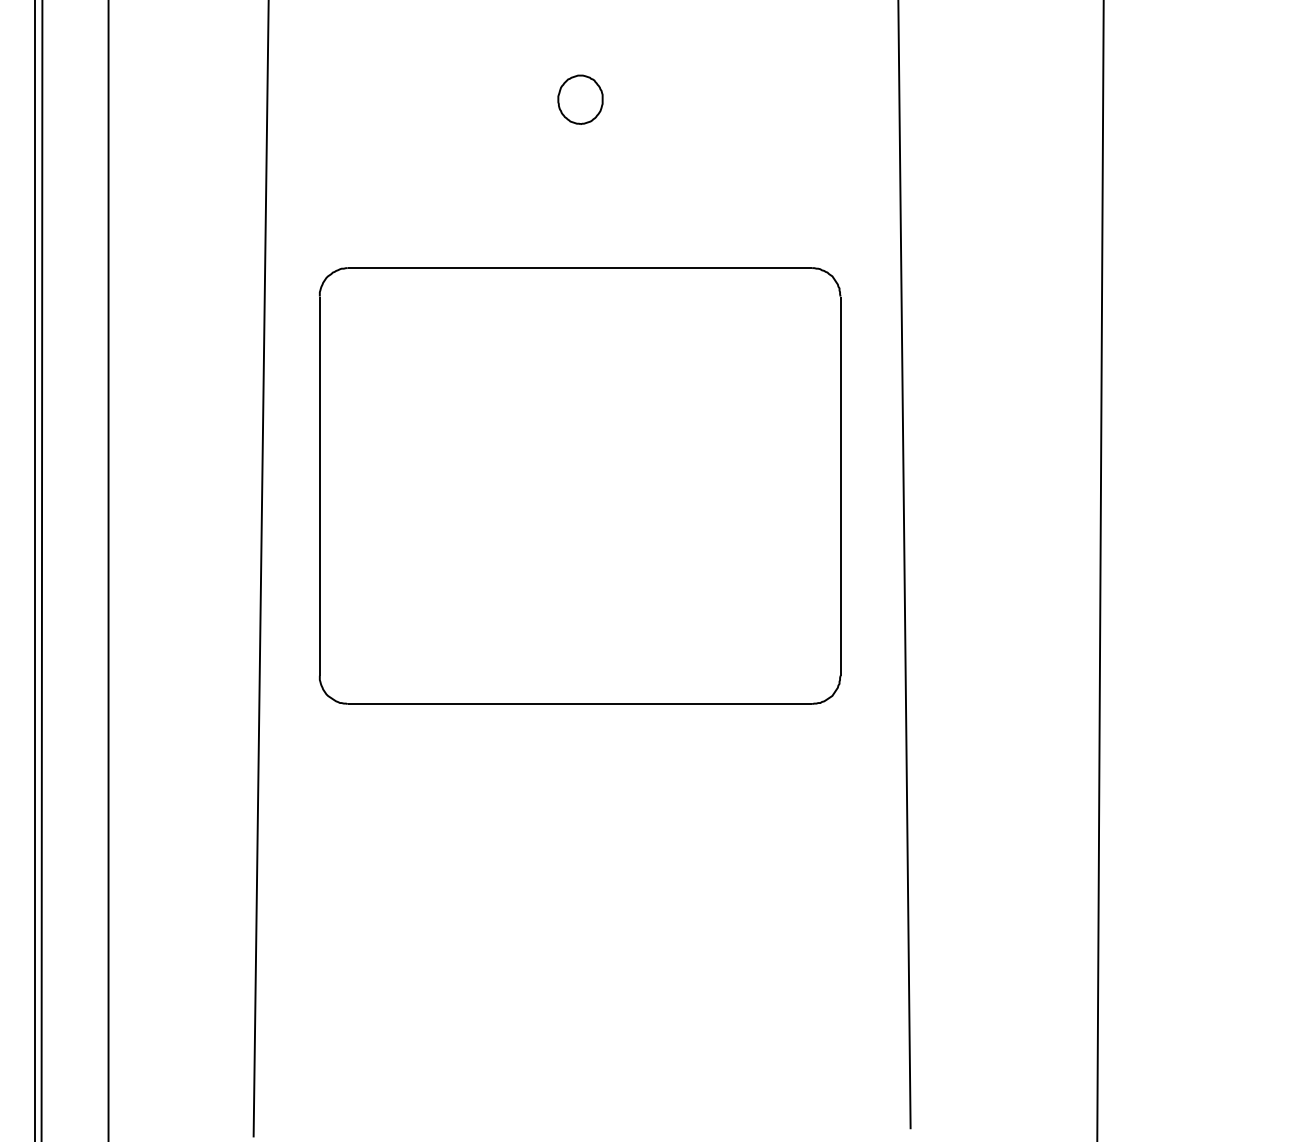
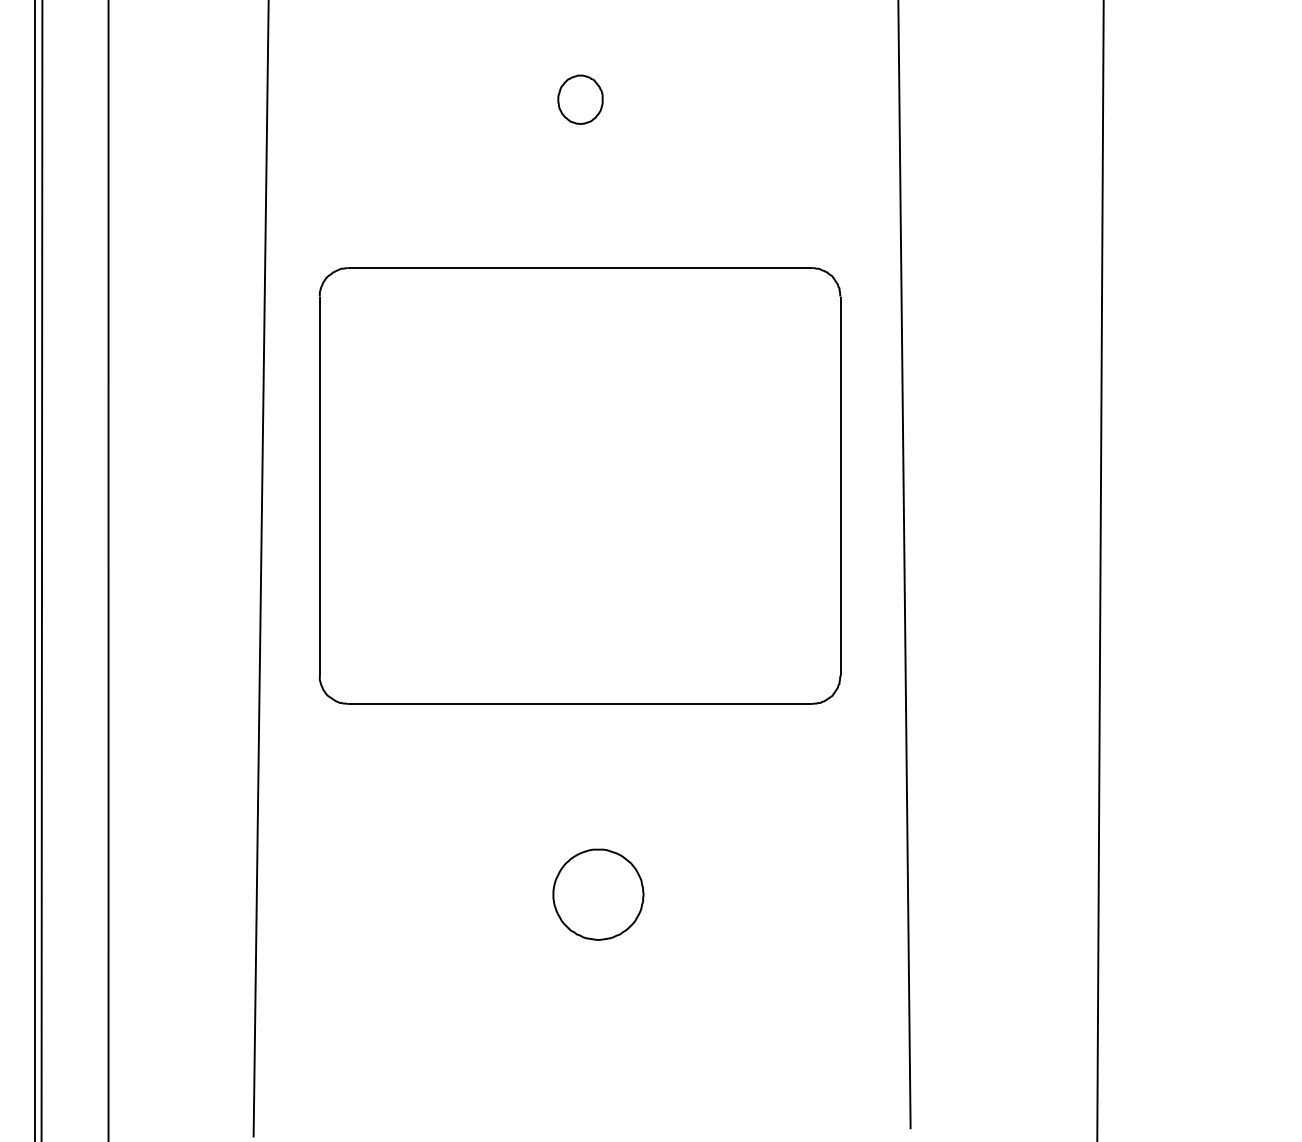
part: none -> present (598, 894)
